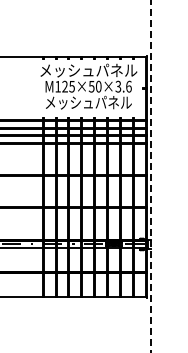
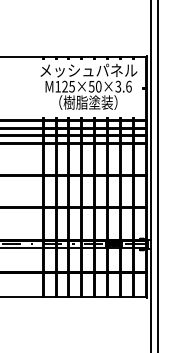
text: メッシュパネル -> （樹脂塗装） (88, 102)
line: none -> present (157, 175)
line: dashed -> solid (151, 176)
